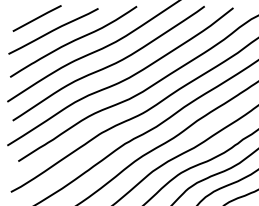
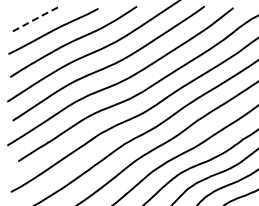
line: solid -> dashed (38, 17)
